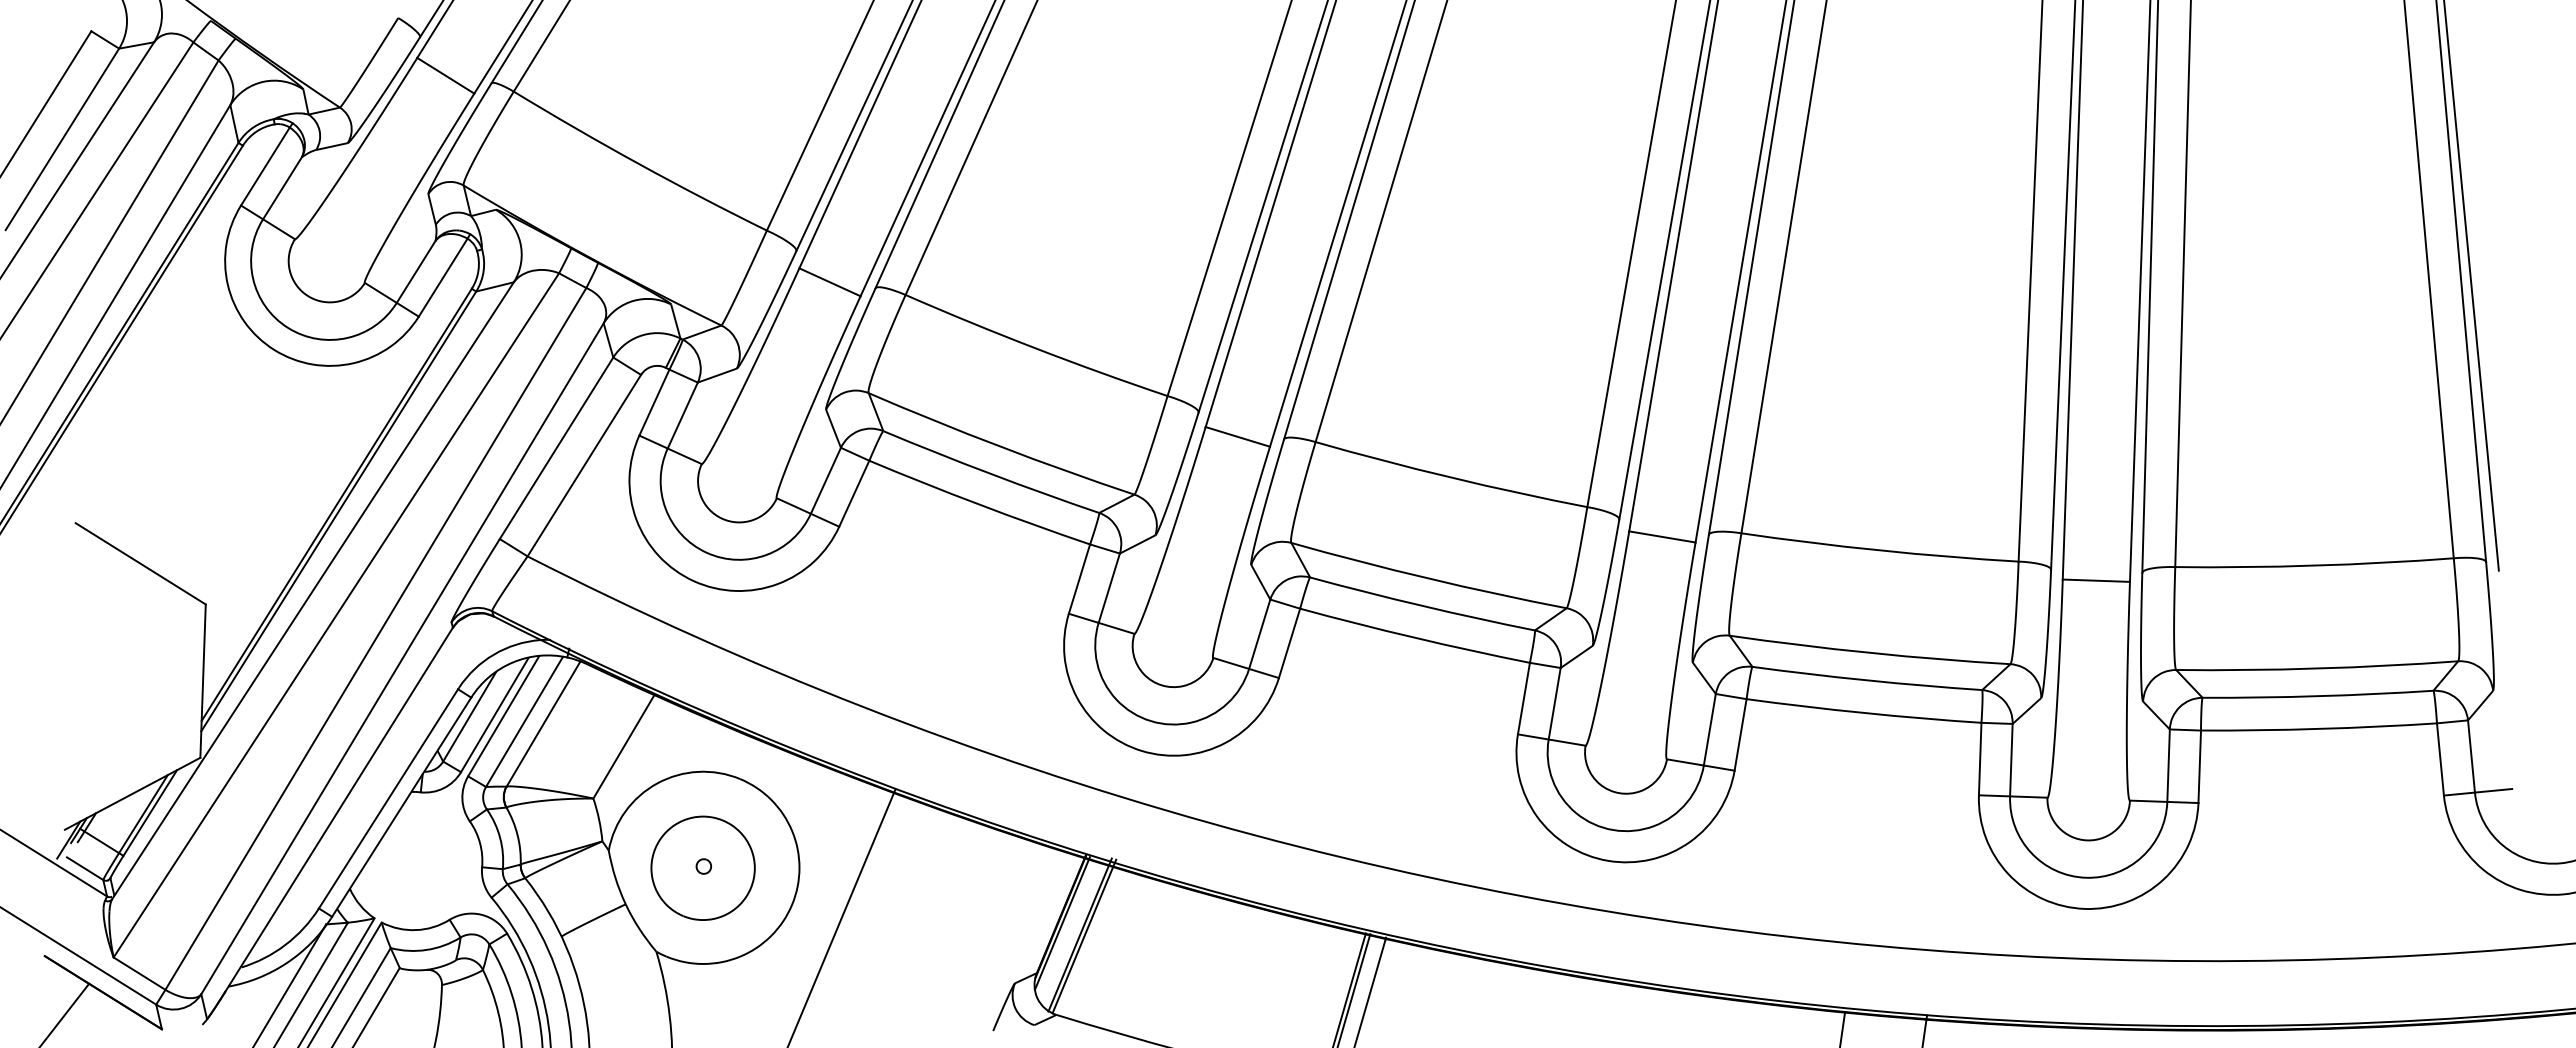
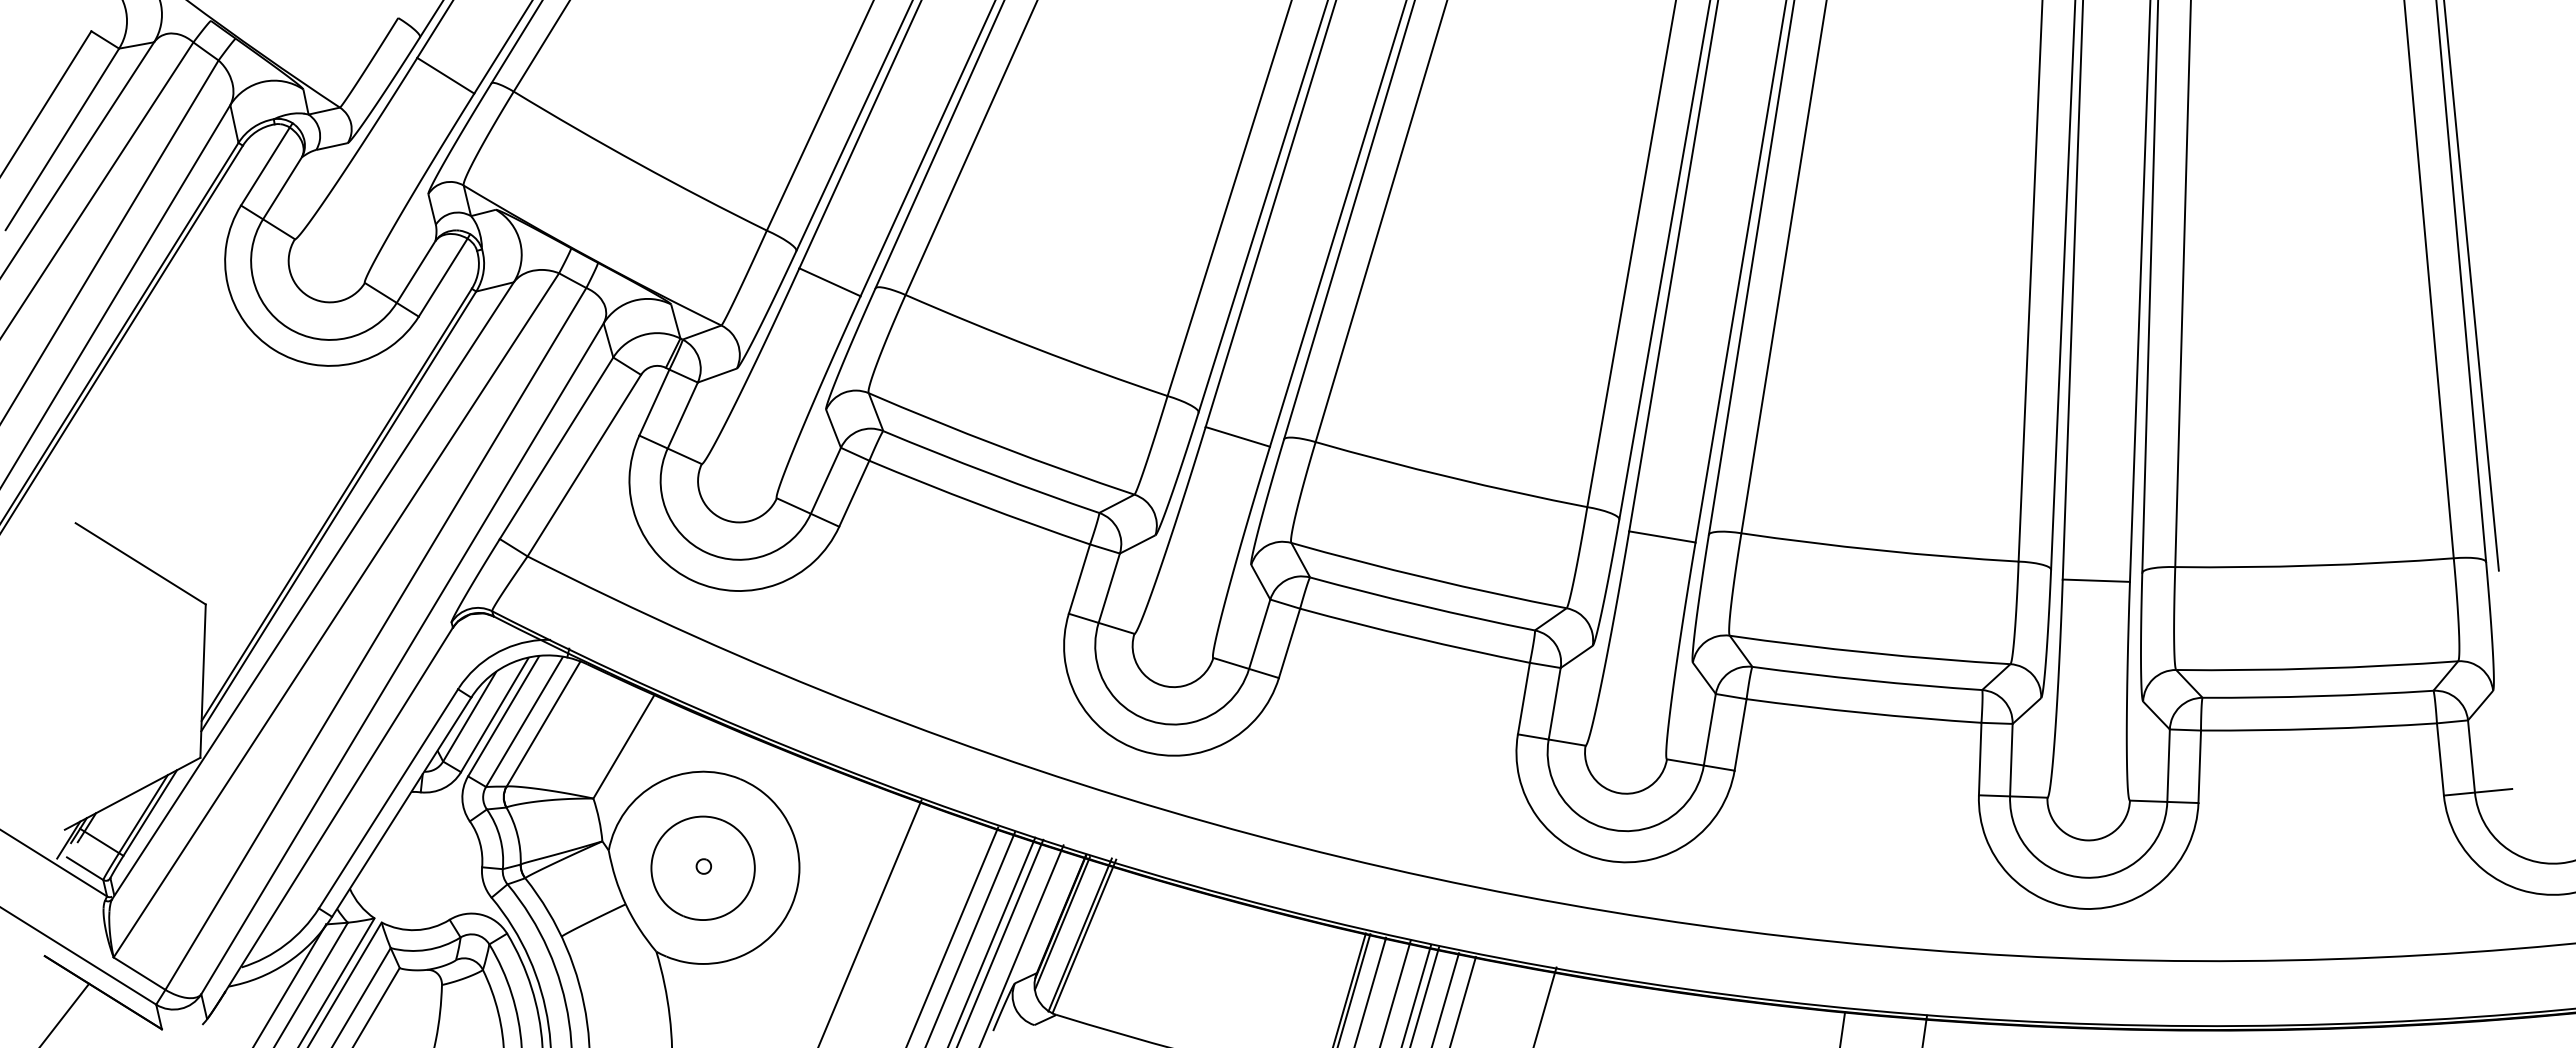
line position: (842, 916) -> (870, 922) (870, 922)
line: none -> present (952, 935)
line: none -> present (970, 938)
line: none -> present (992, 940)
line: none -> present (1000, 941)
line: none -> present (1021, 944)
line: none -> present (1395, 992)
line: none -> present (1416, 994)
line: none -> present (1424, 995)
line: none -> present (1445, 998)
line: none -> present (1462, 1000)
line: none -> present (1545, 1005)
